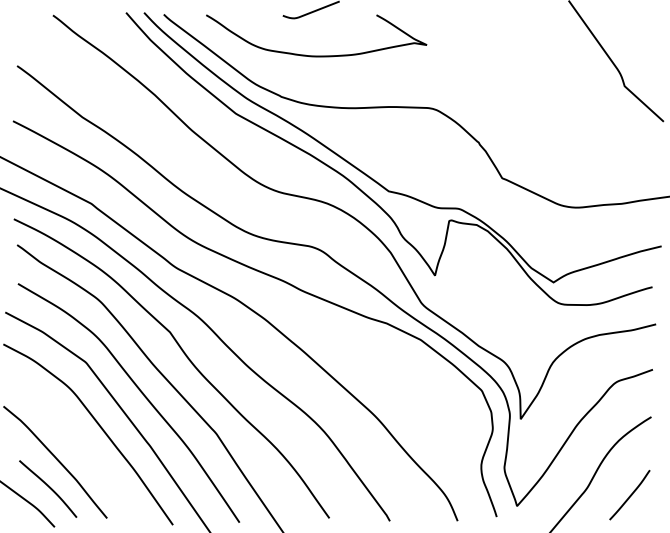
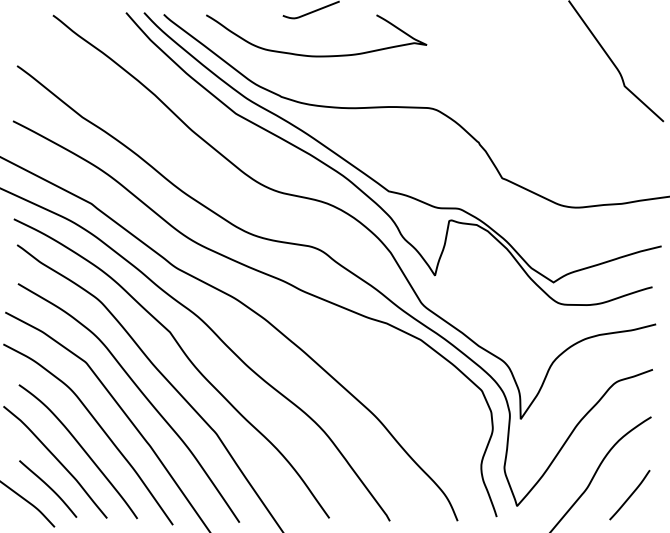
curve: none -> present (80, 447)
